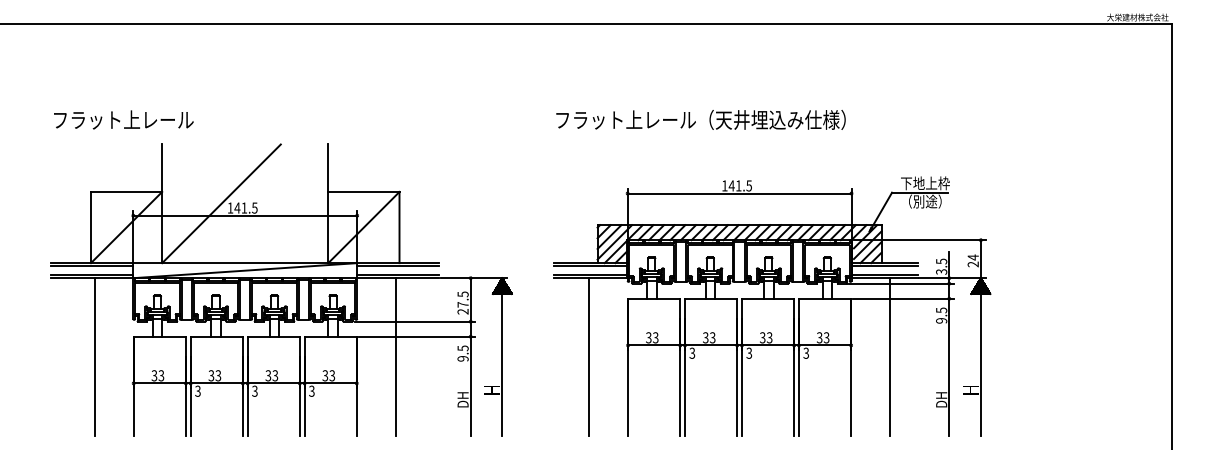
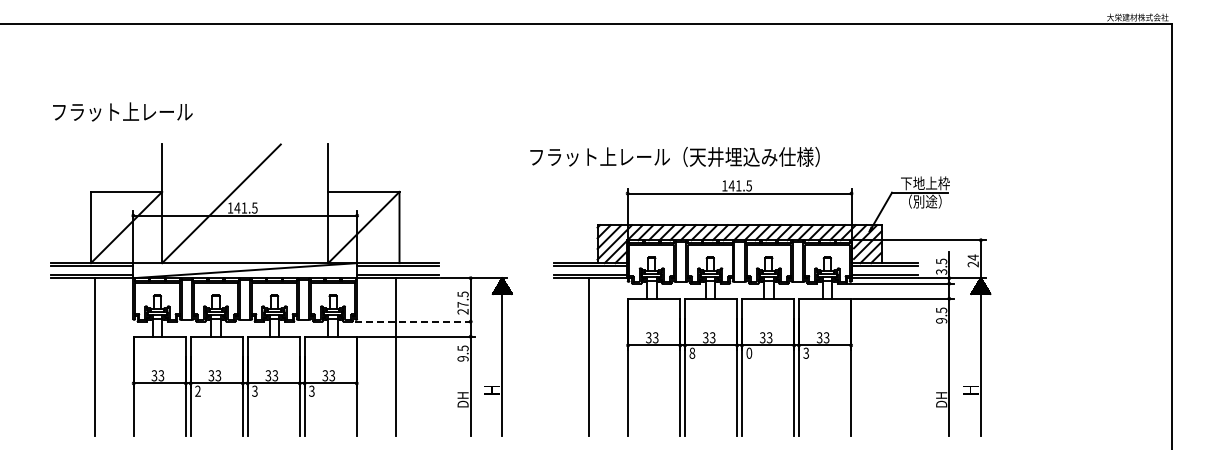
text position: (123, 119) -> (122, 111) (122, 111)
text position: (700, 119) -> (674, 156) (674, 156)
line: solid -> dashed (415, 321)
text: 3 -> 8 (692, 352)
text: 3 -> 0 (749, 352)
line: present -> none (890, 357)
text: 3 -> 2 (197, 391)
